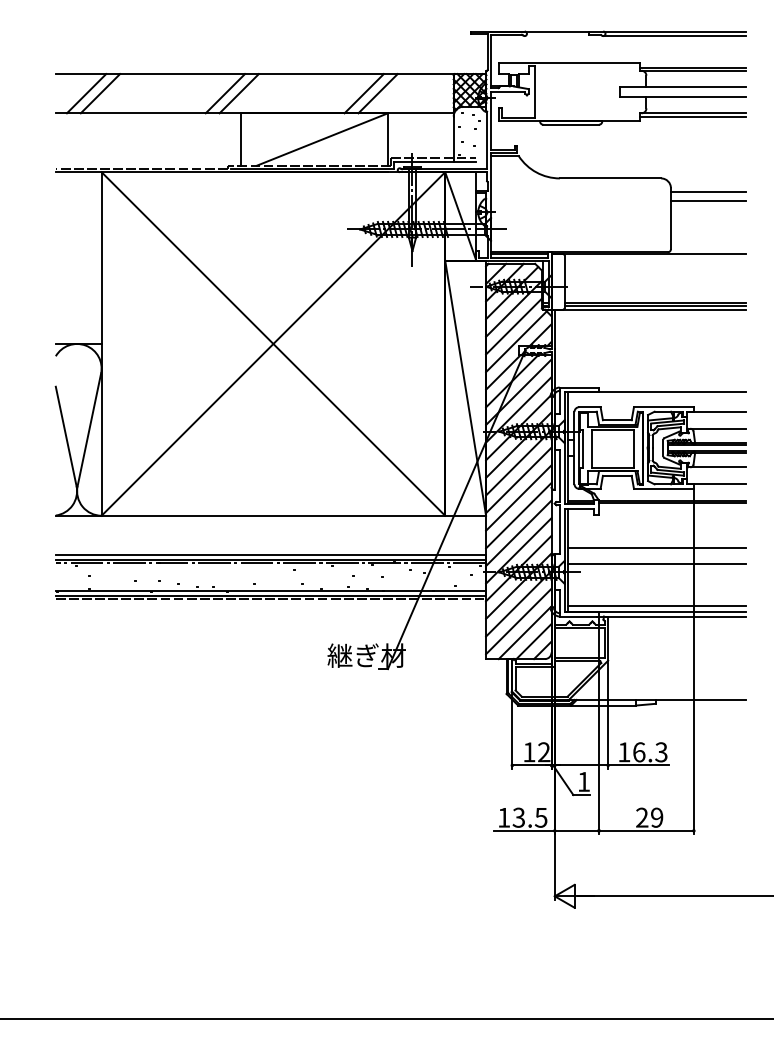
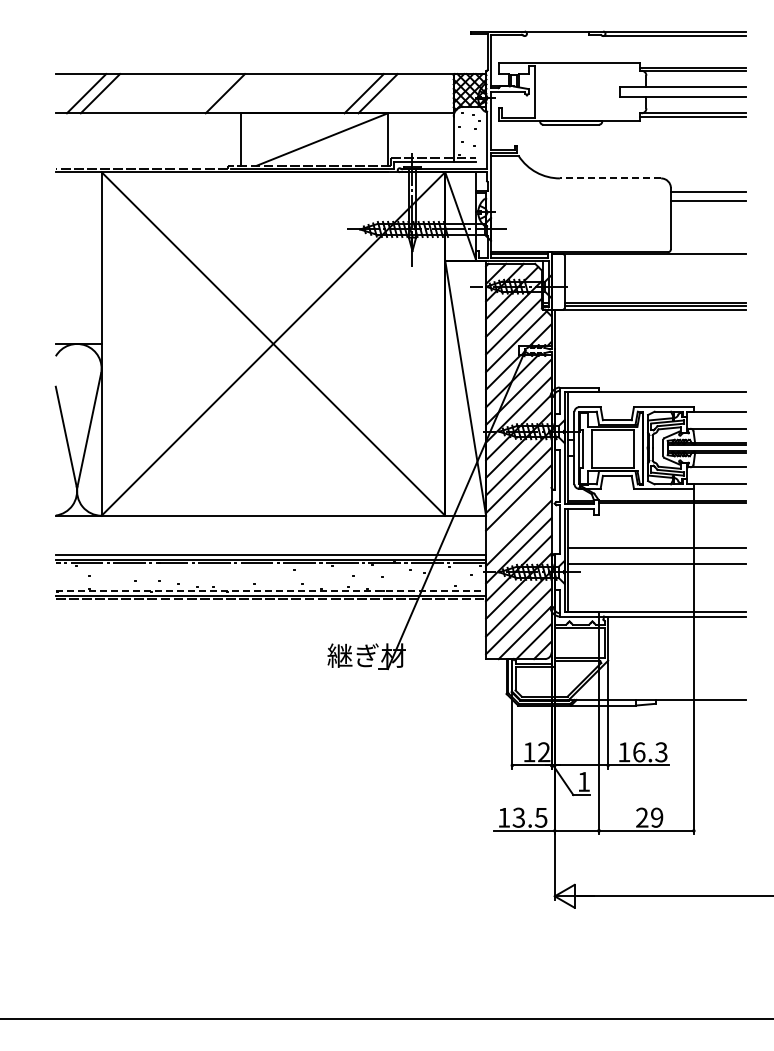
line: present -> none (238, 93)
line: solid -> dashed (610, 178)
line: present -> none (518, 515)
line: solid -> dashed (271, 591)
line: present -> none (656, 605)
